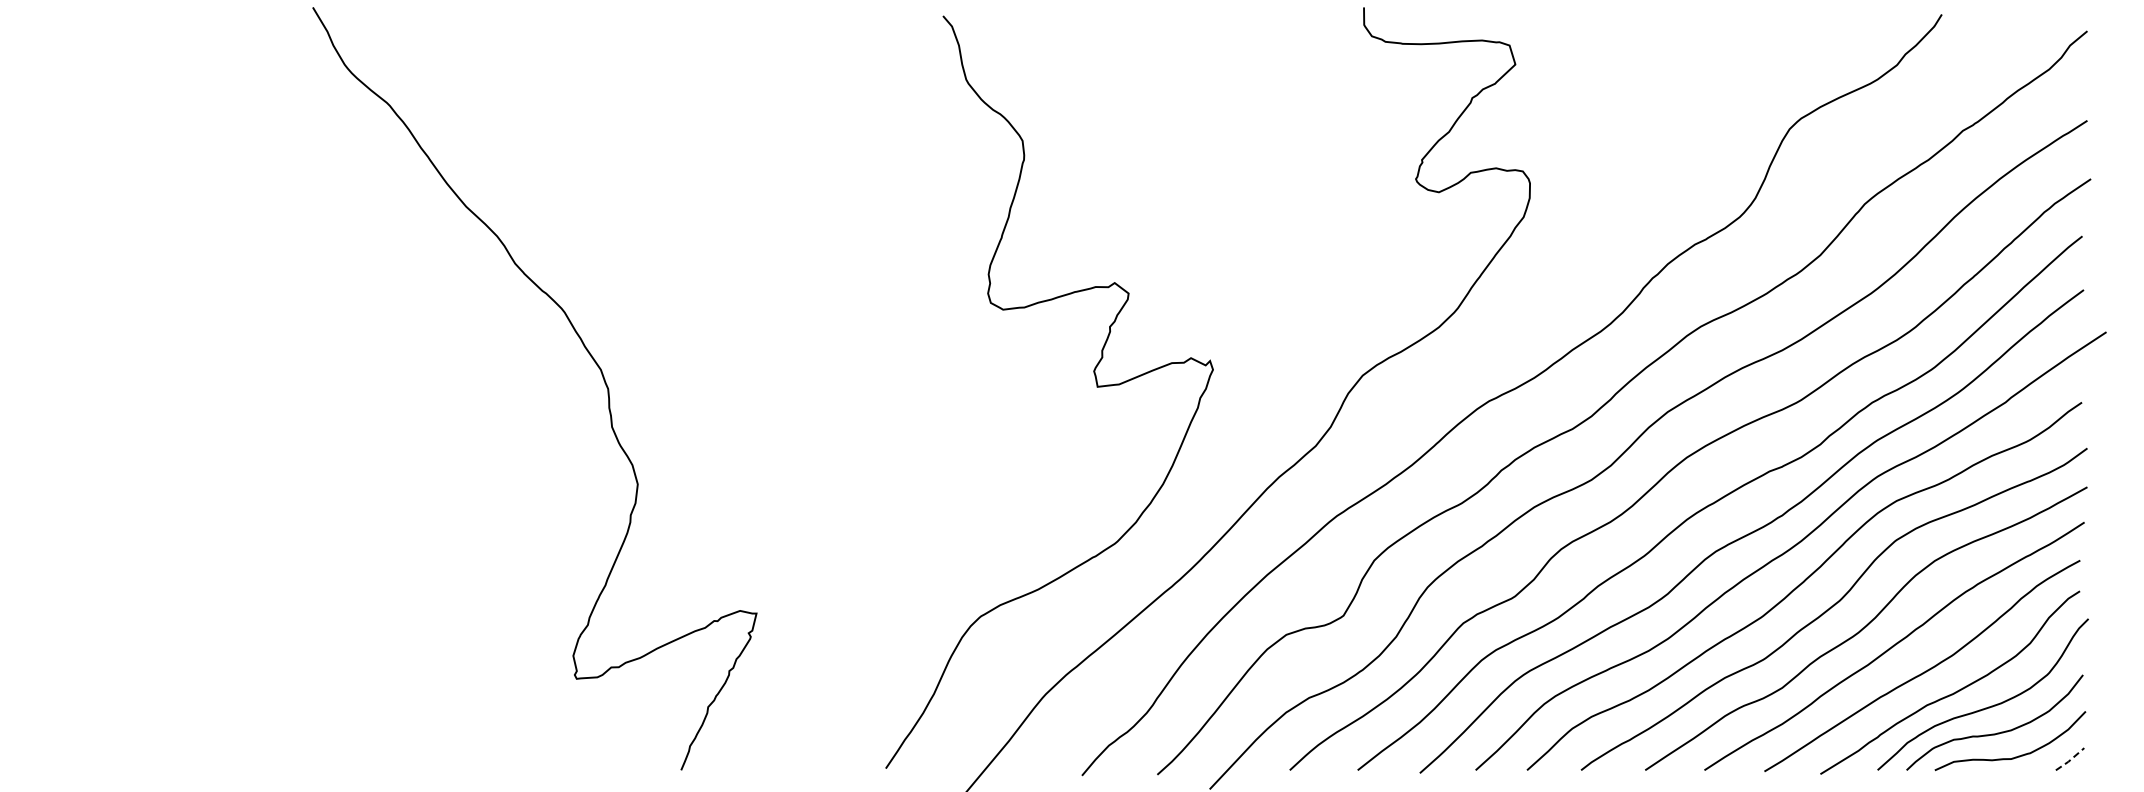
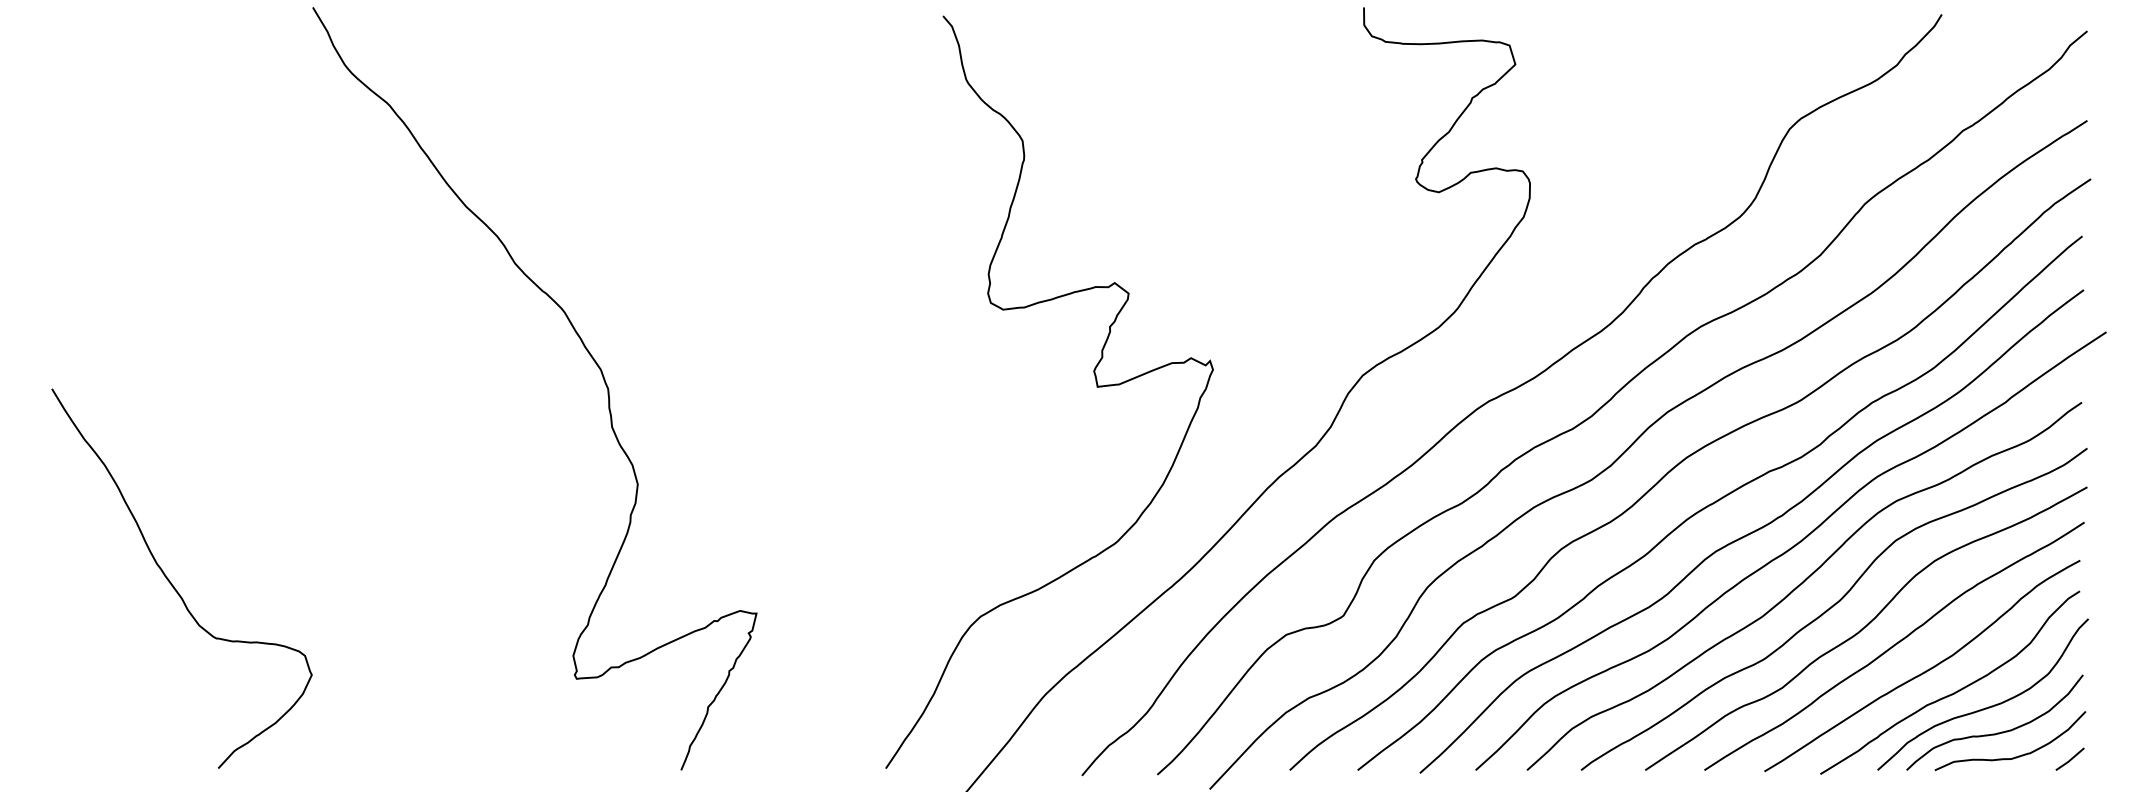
curve: none -> present (172, 583)
line: dashed -> solid (2070, 759)
